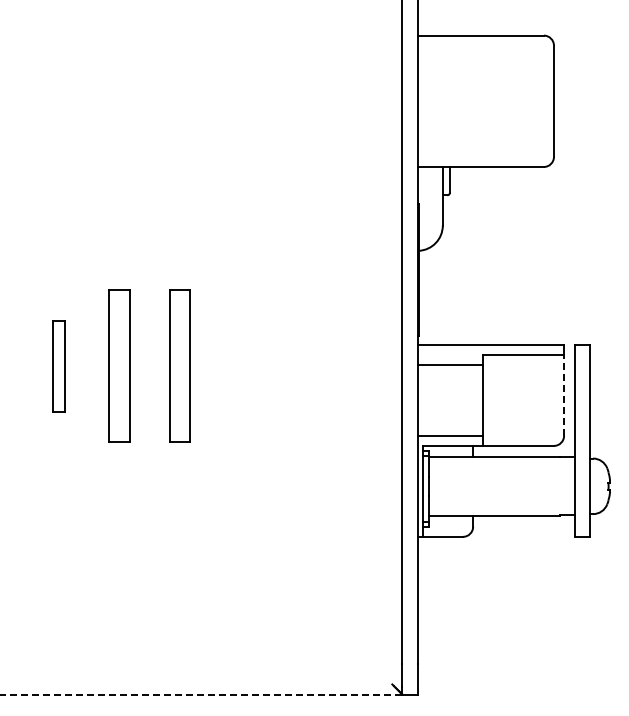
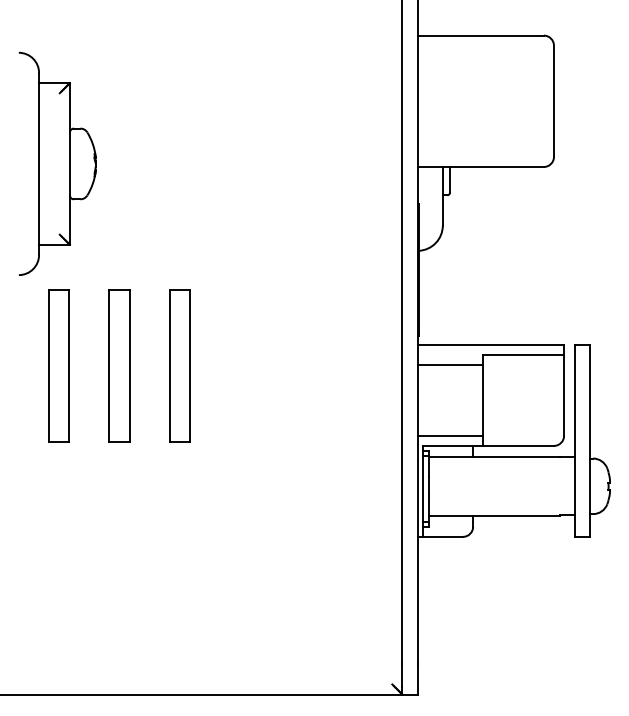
part: none -> present (57, 163)
part size: 14x93 px -> 22x154 px (58, 365)
line: dashed -> solid (564, 394)
line: dashed -> solid (201, 694)
